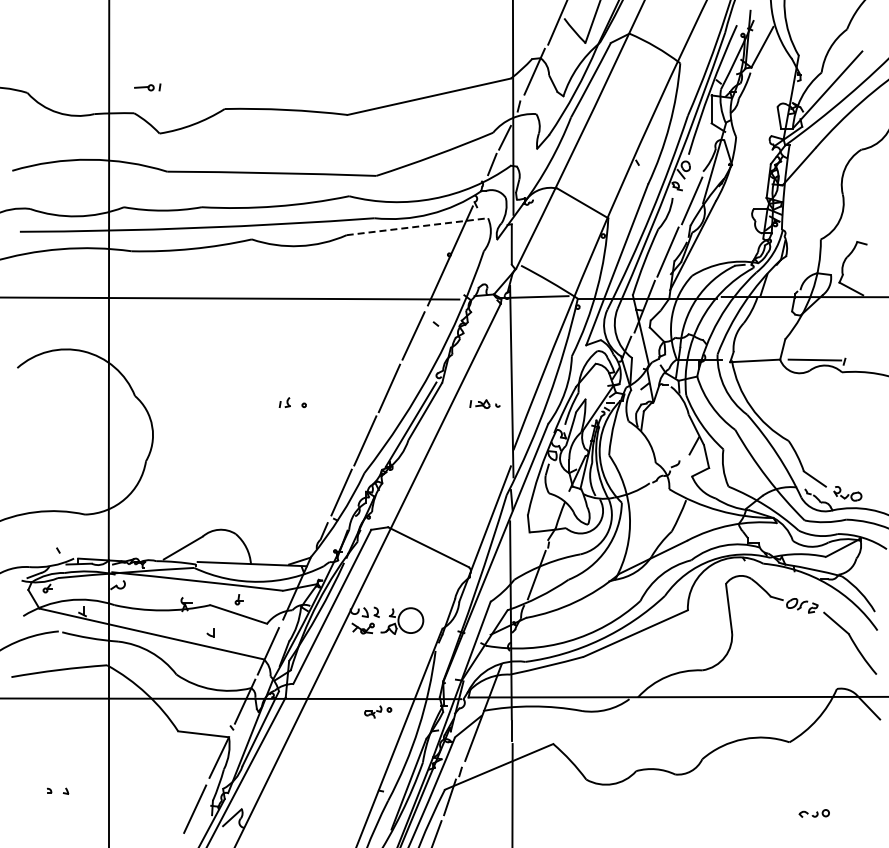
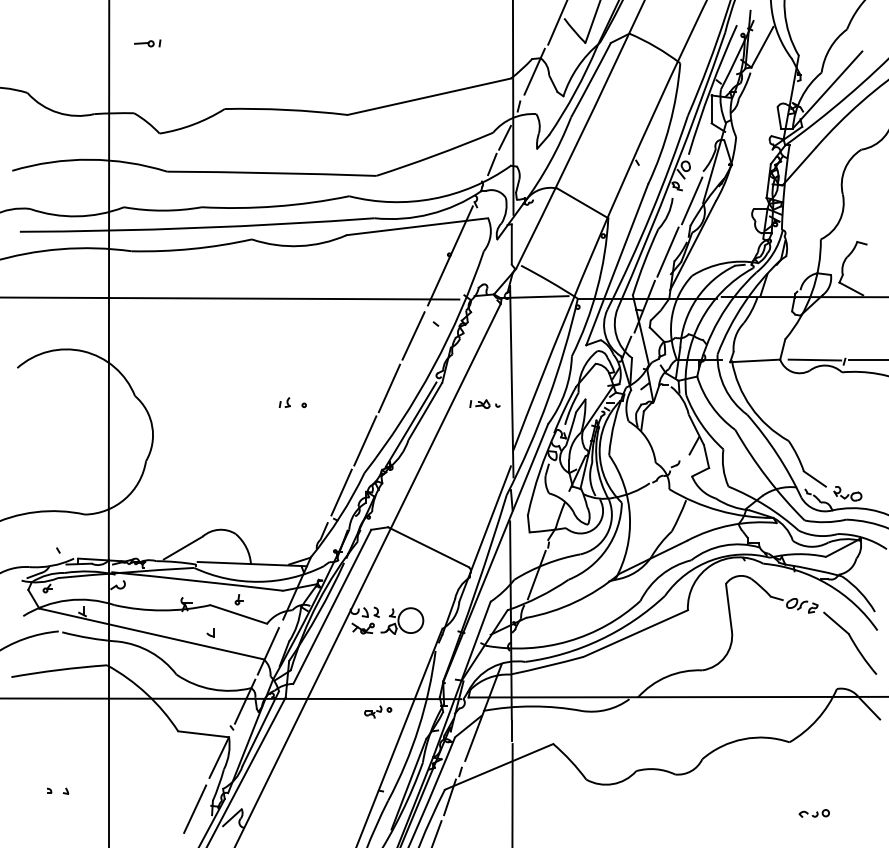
part position: (147, 87) -> (147, 43) (147, 43)
line: dashed -> solid (417, 226)
line: none -> present (866, 360)
